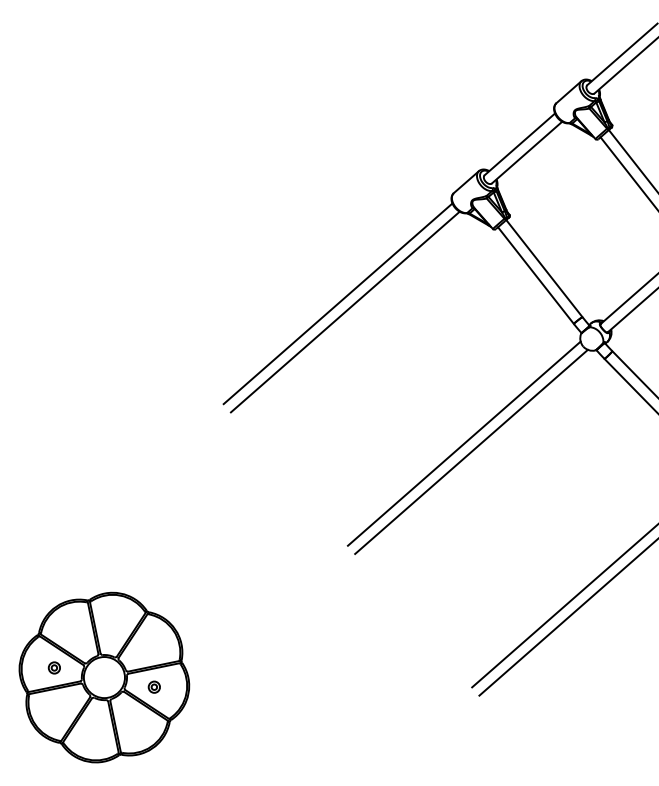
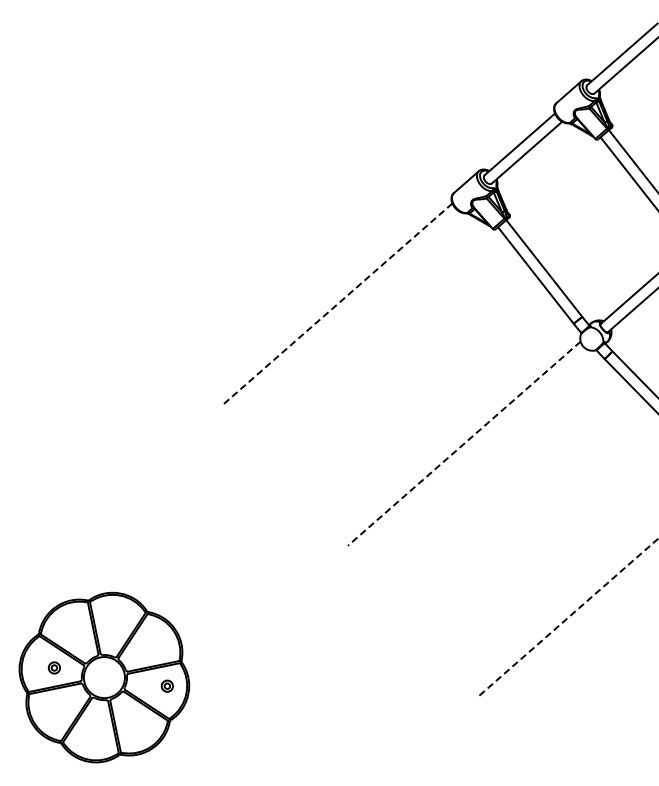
line: solid -> dashed (337, 304)
line: present -> none (344, 311)
line: solid -> dashed (464, 443)
line: present -> none (471, 451)
line: present -> none (563, 606)
line: solid -> dashed (569, 616)
part position: (153, 686) -> (166, 685) (166, 685)
